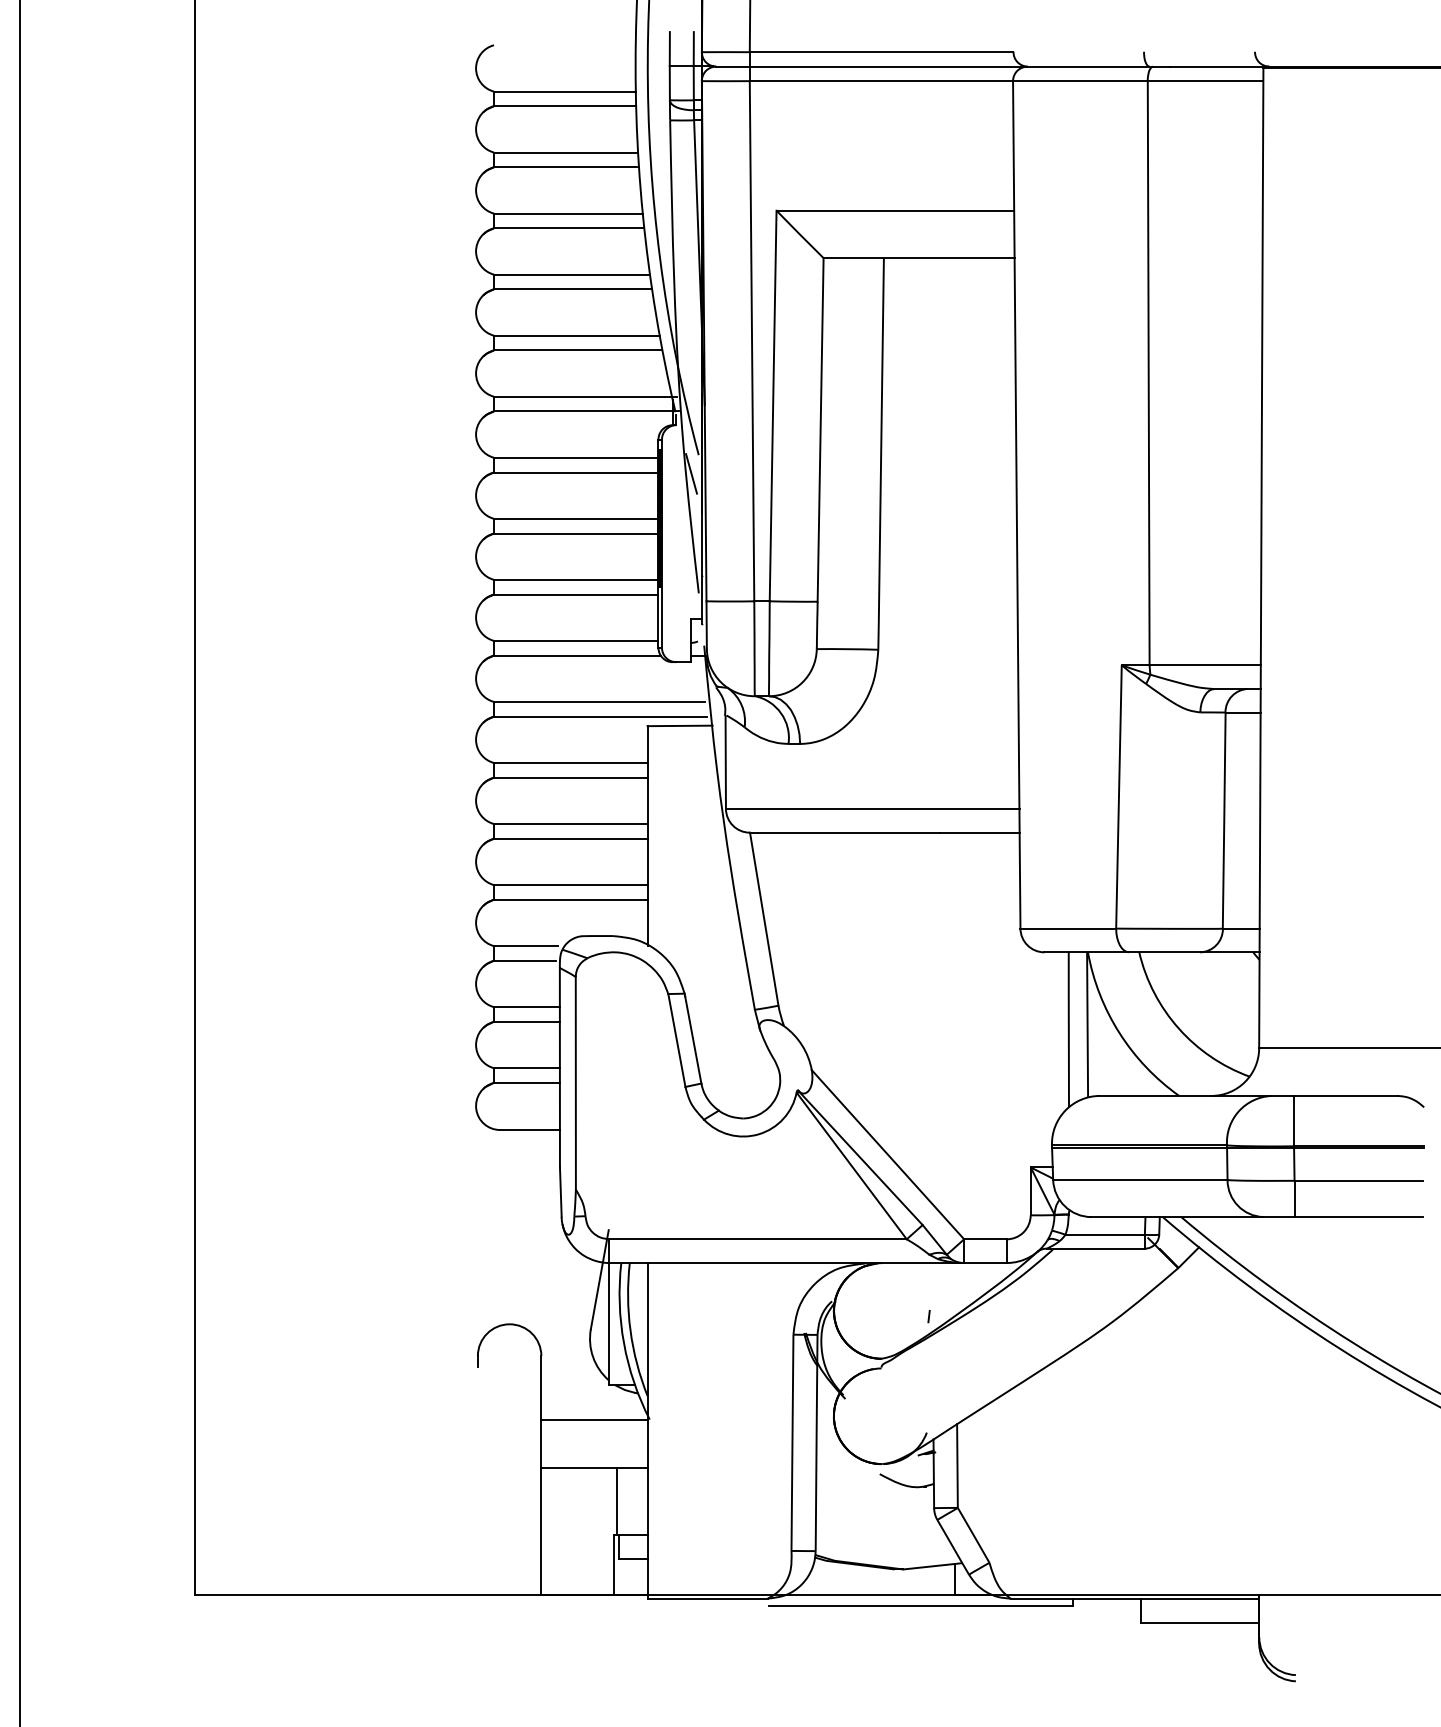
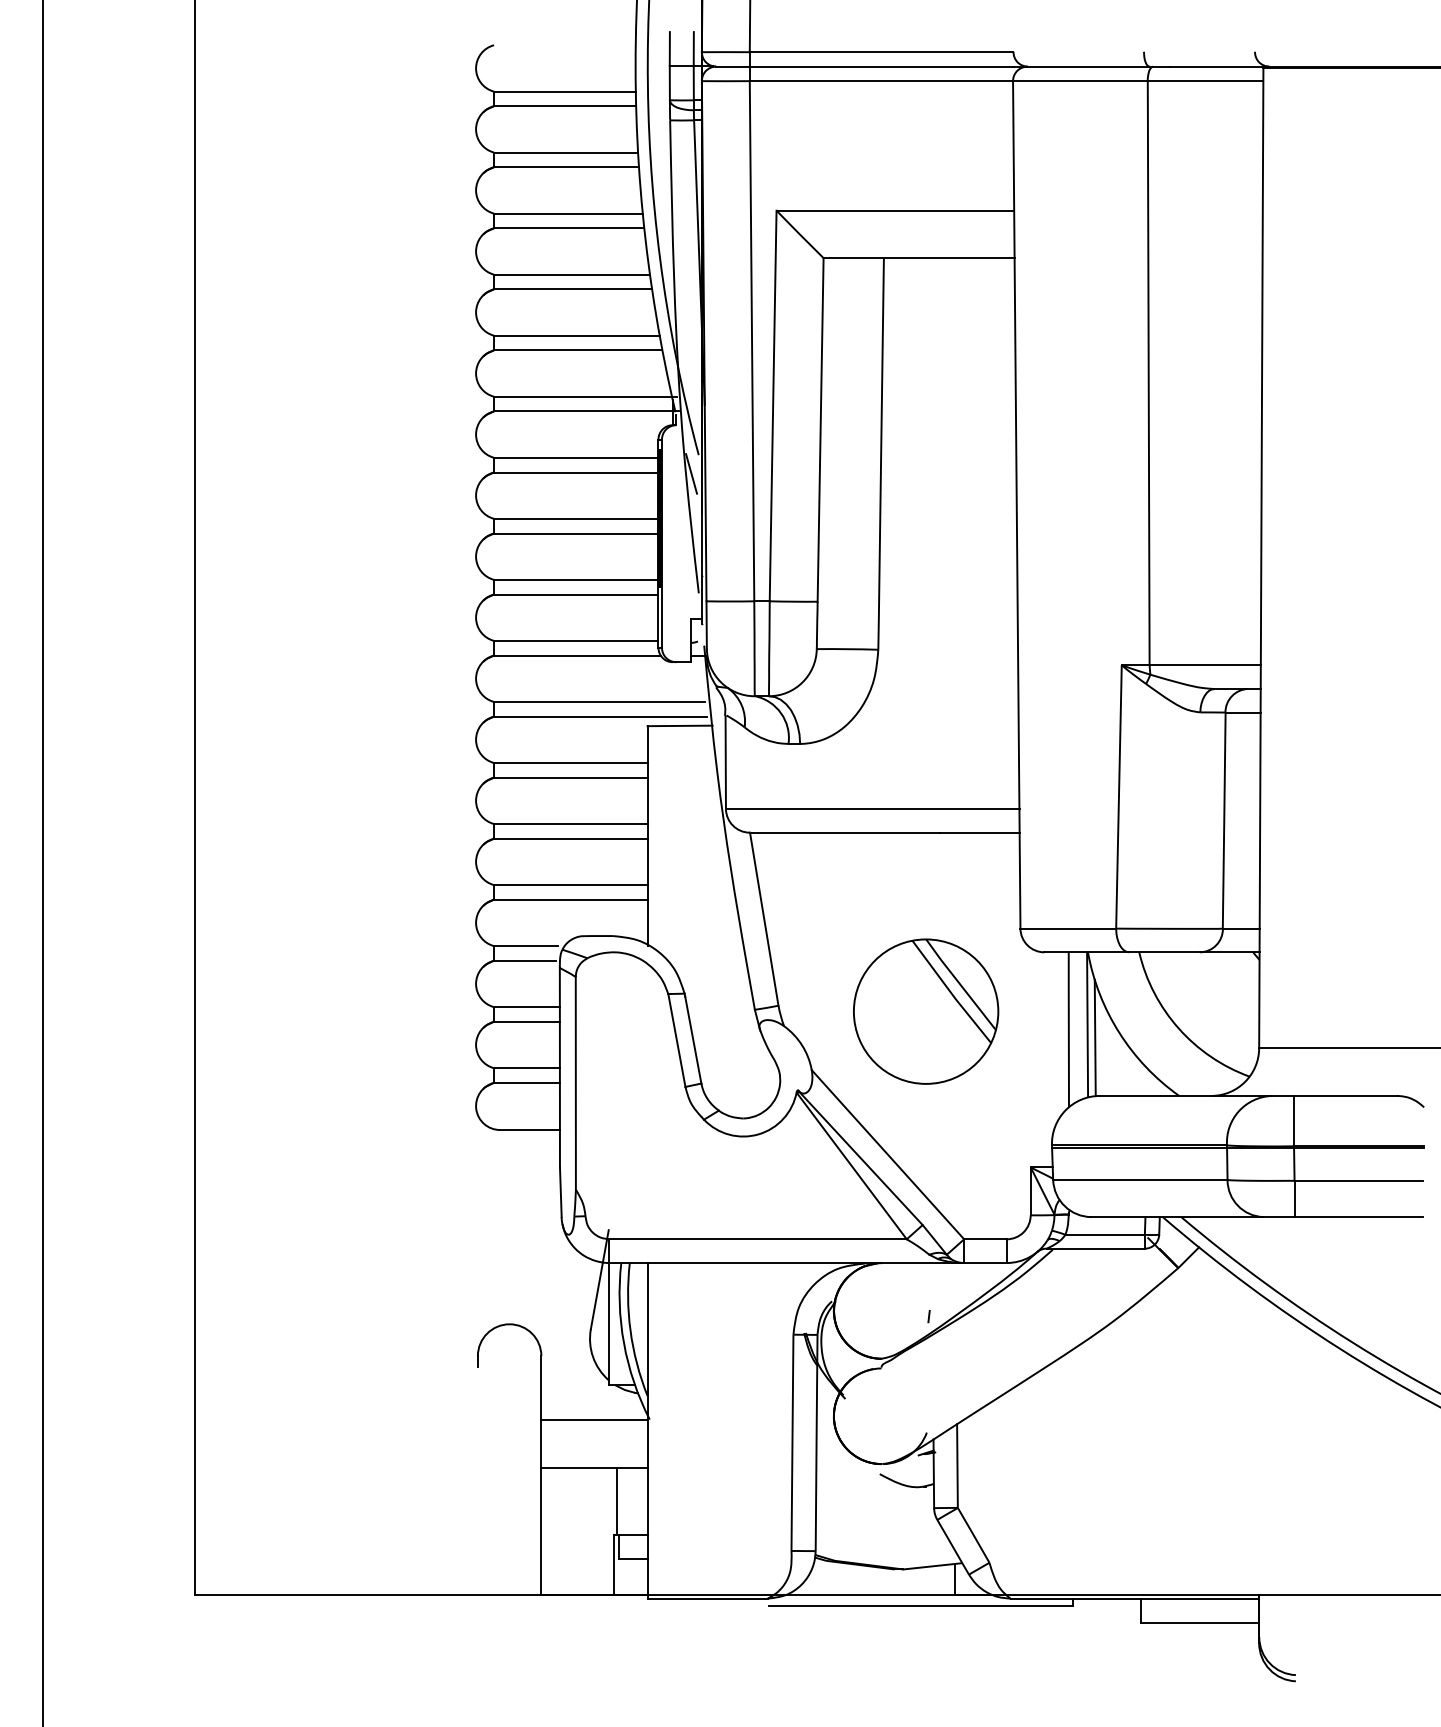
line position: (20, 862) -> (43, 862) (43, 862)
part: none -> present (926, 1011)
line: none -> present (1094, 1037)
